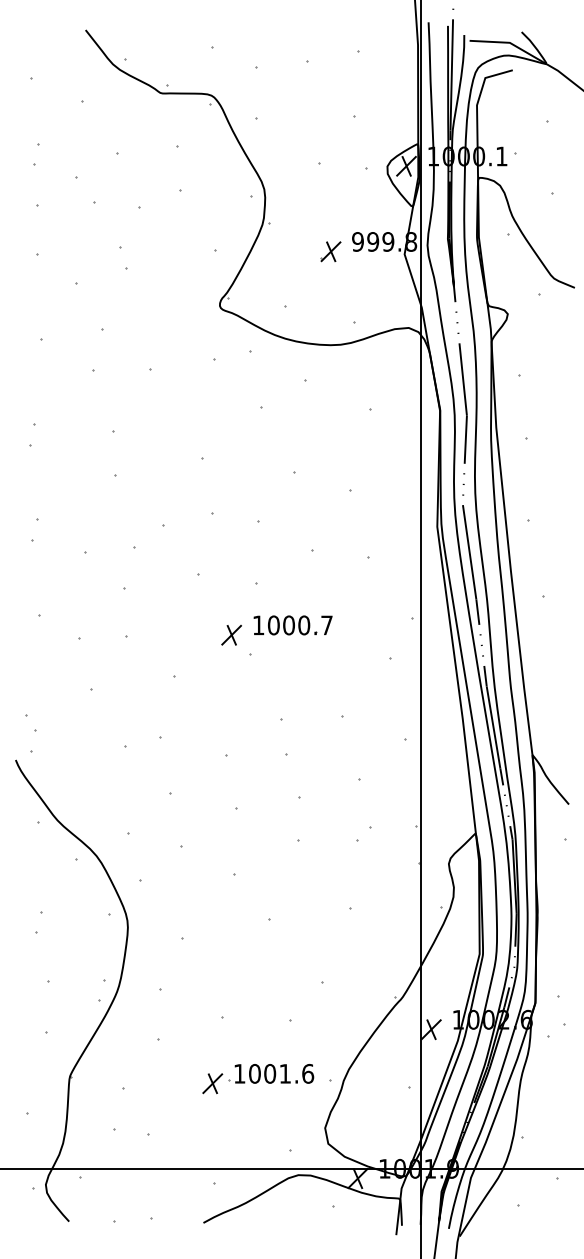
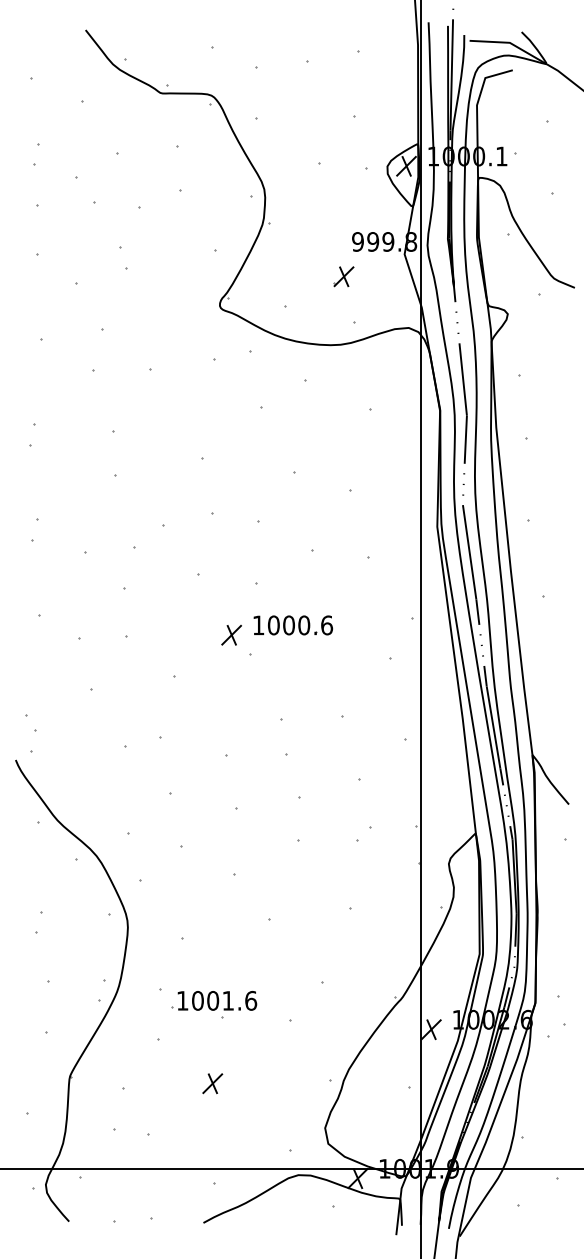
part position: (330, 251) -> (343, 276) (343, 276)
text: 1000.7 -> 1000.6 (327, 625)
part position: (271, 1073) -> (214, 1000) (214, 1000)
